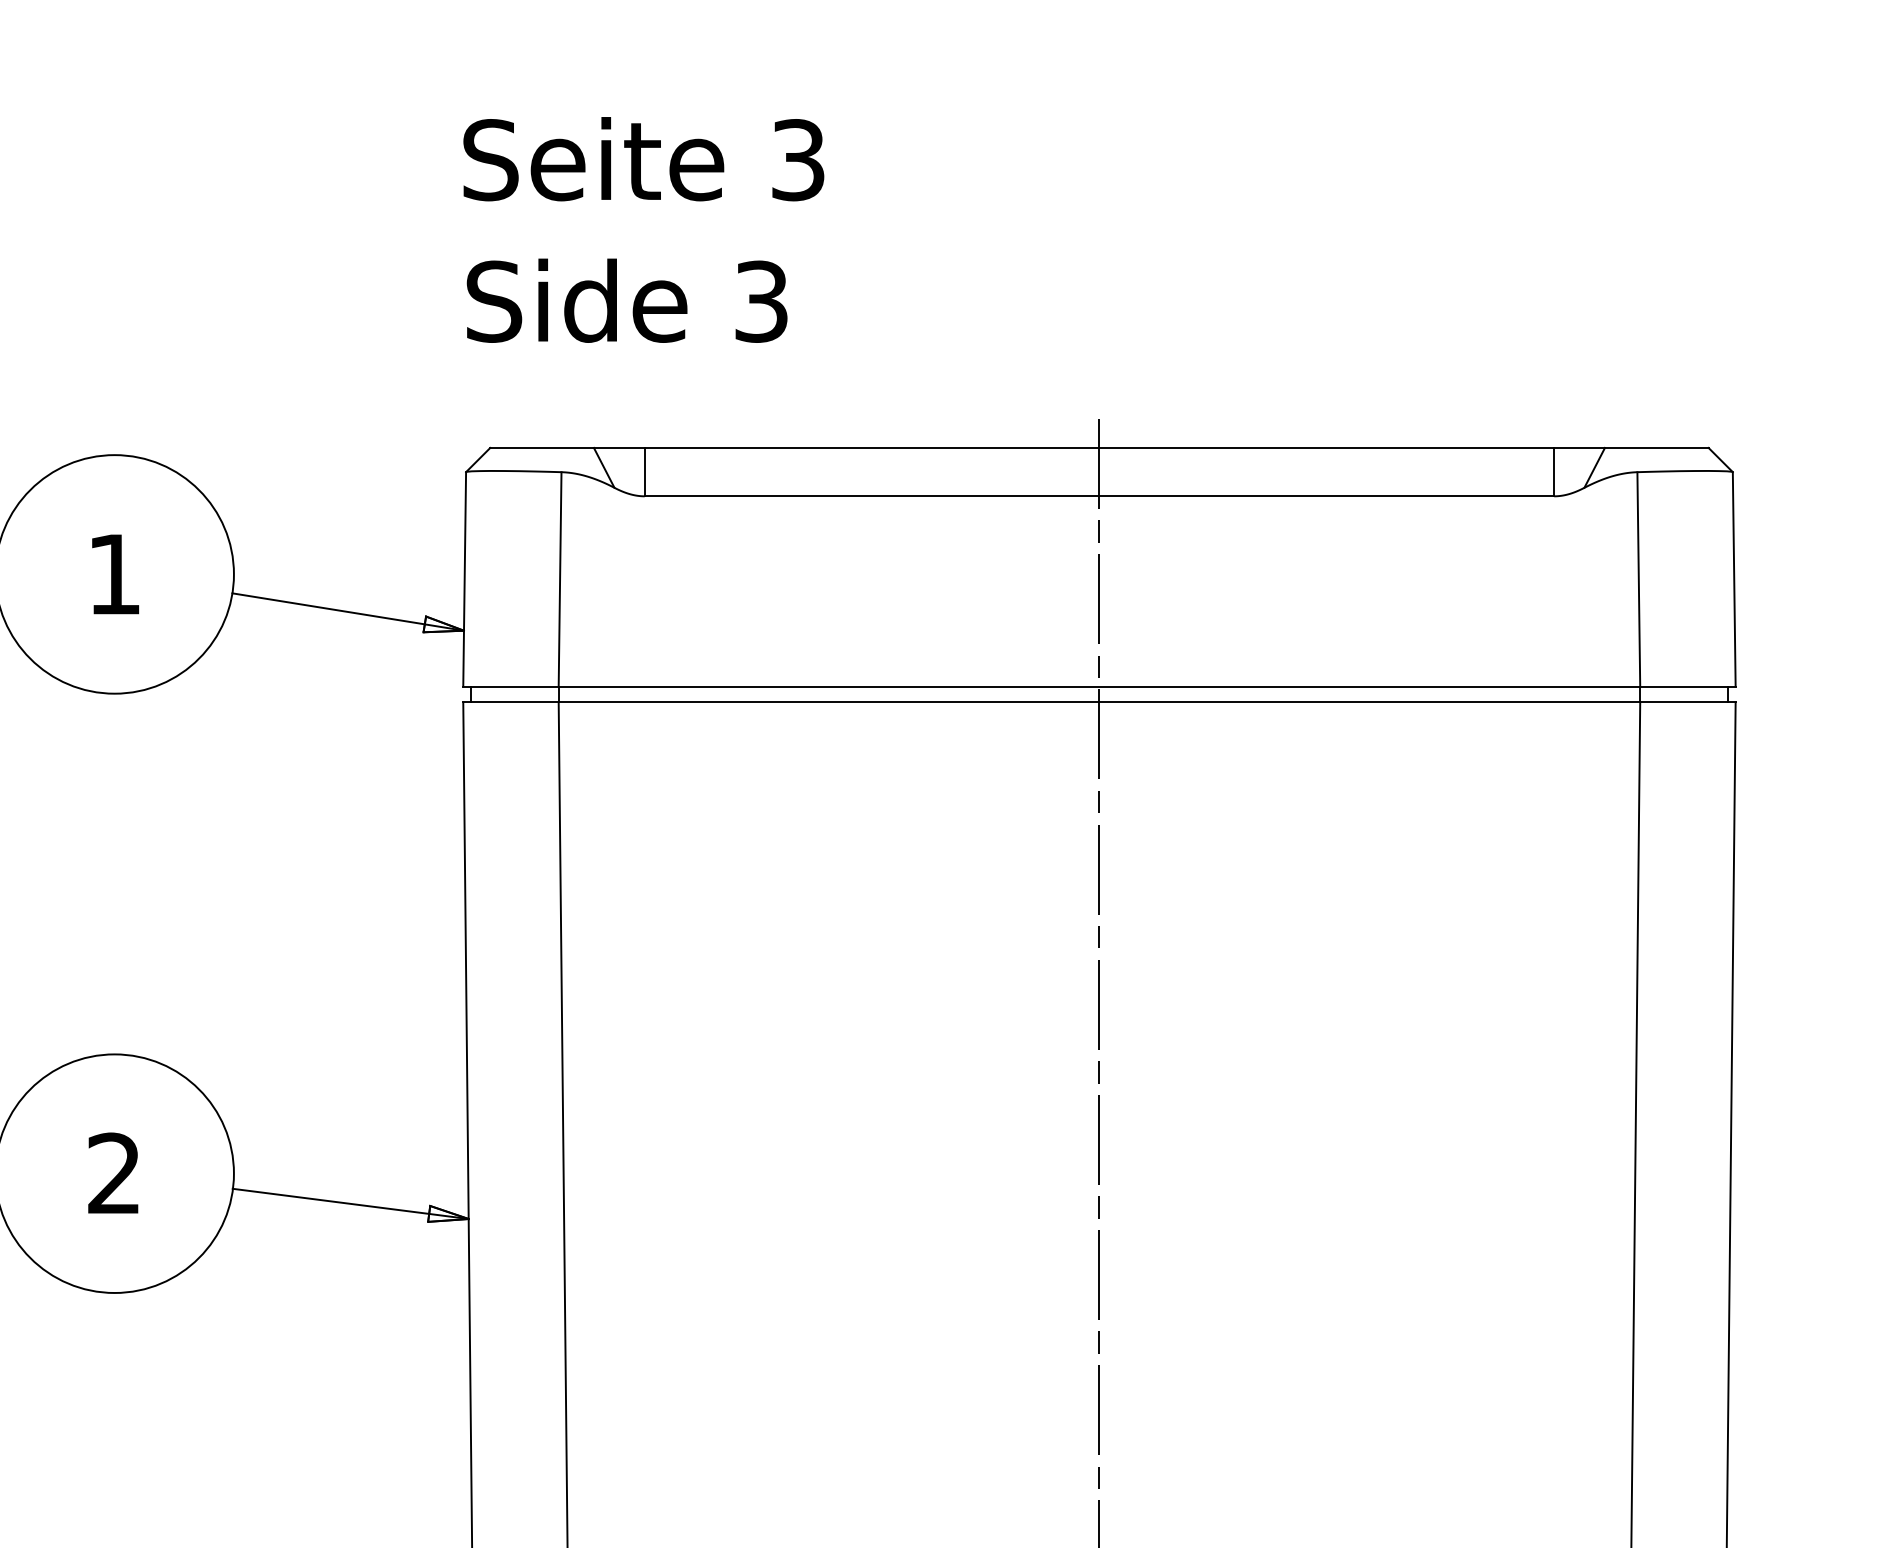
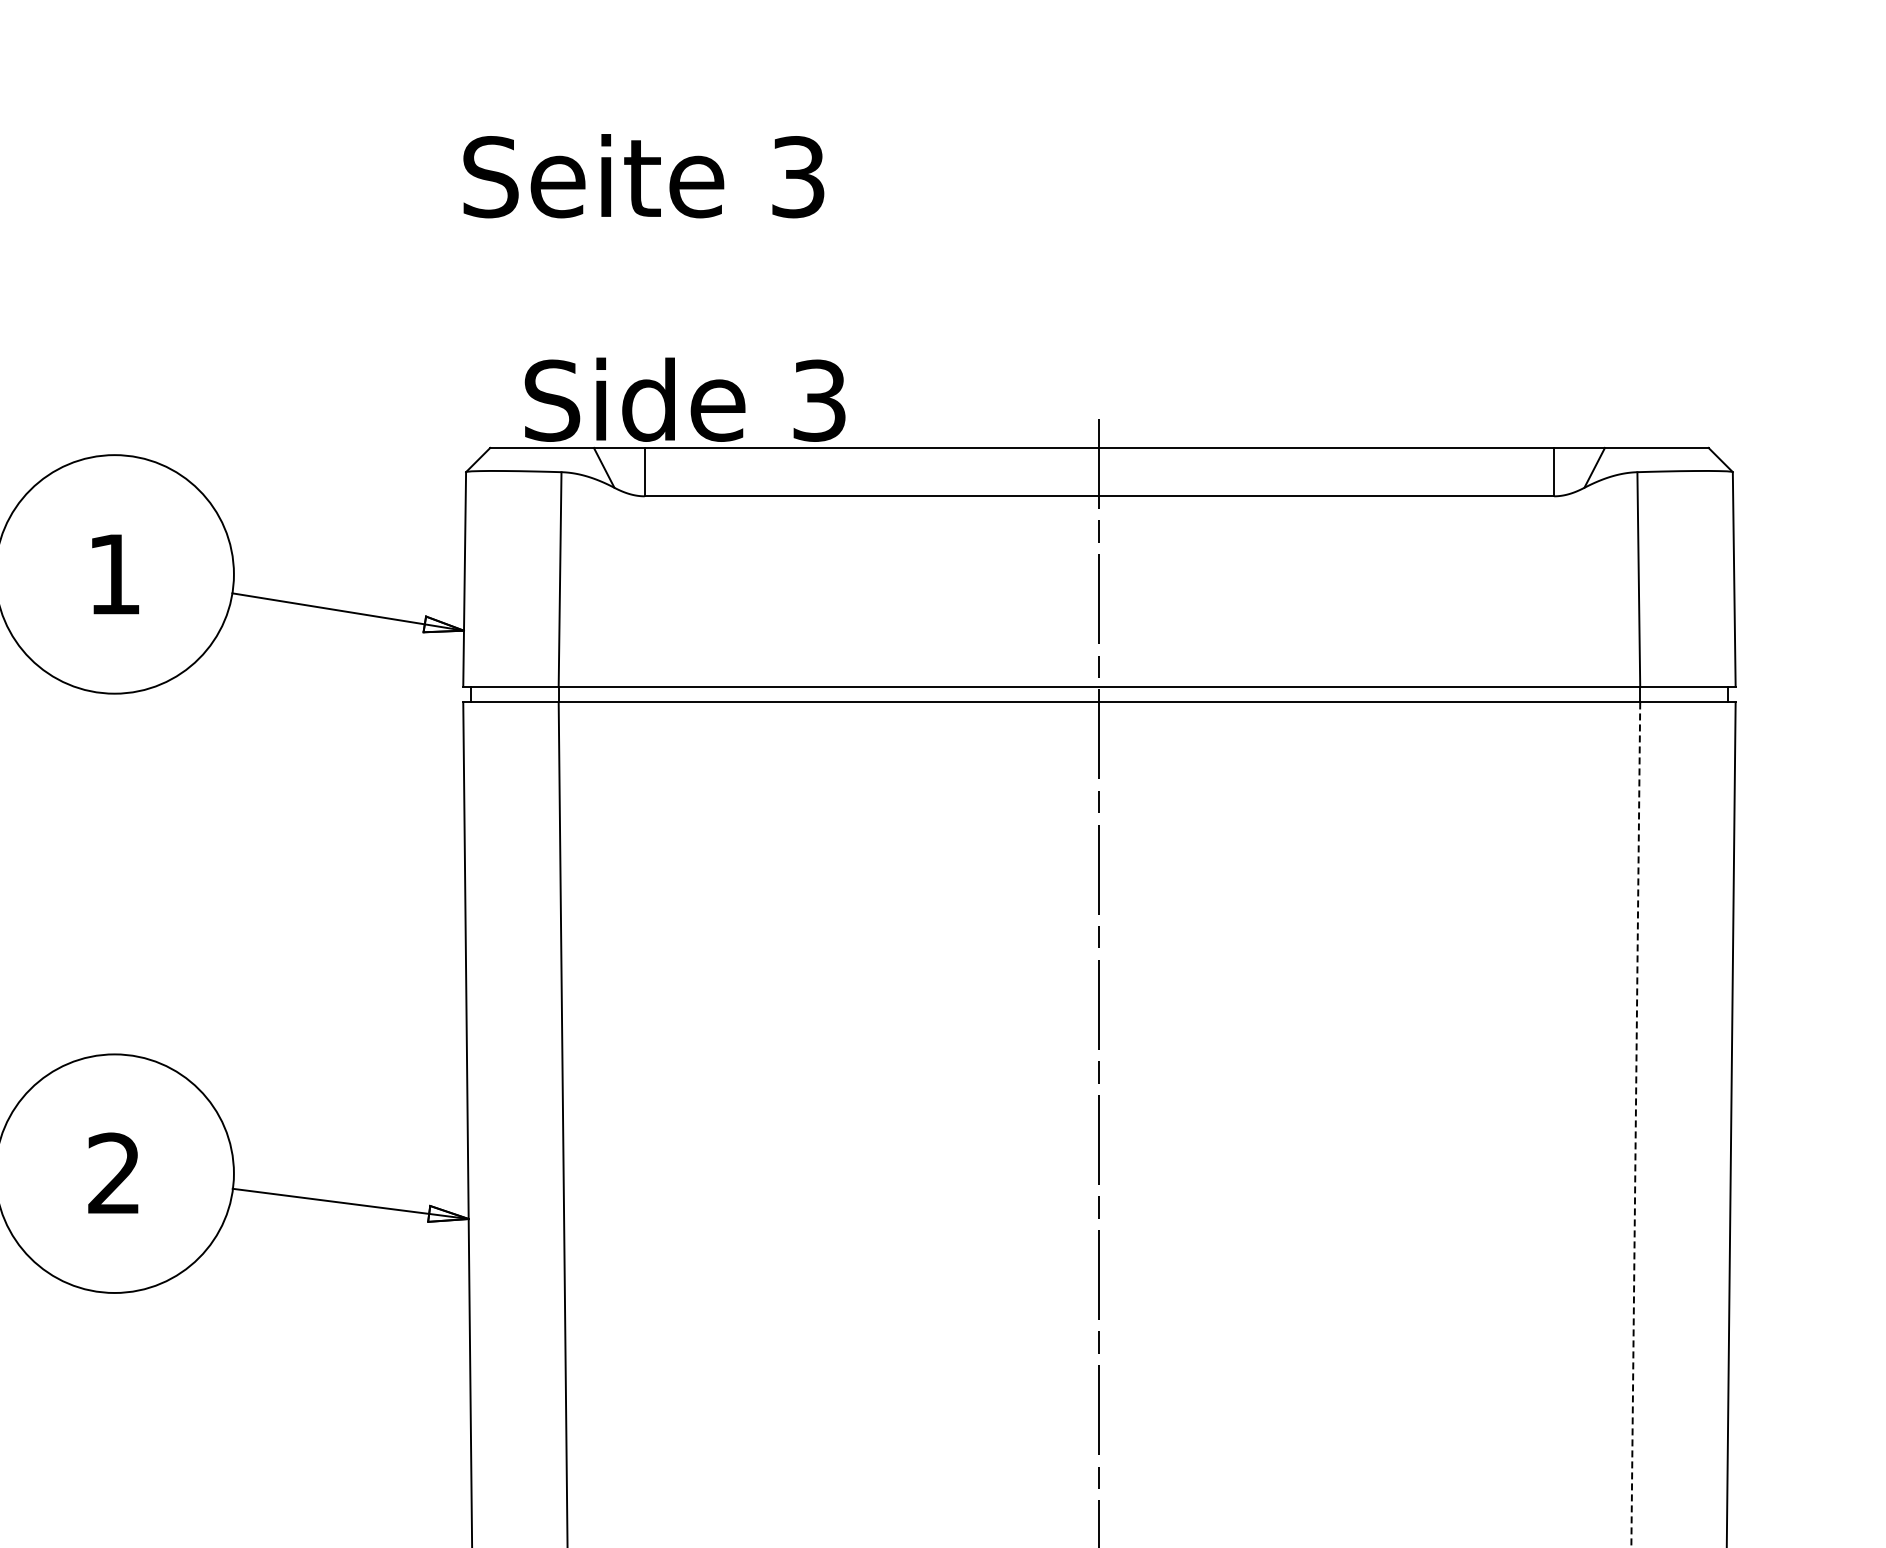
text position: (643, 159) -> (643, 176) (643, 176)
text position: (626, 300) -> (684, 399) (684, 399)
line: solid -> dashed (1635, 1125)
